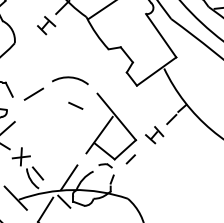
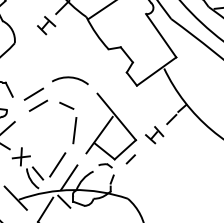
line: none -> present (37, 105)
line position: (75, 105) -> (66, 105) (66, 105)
line: none -> present (74, 130)
line: none -> present (57, 164)
